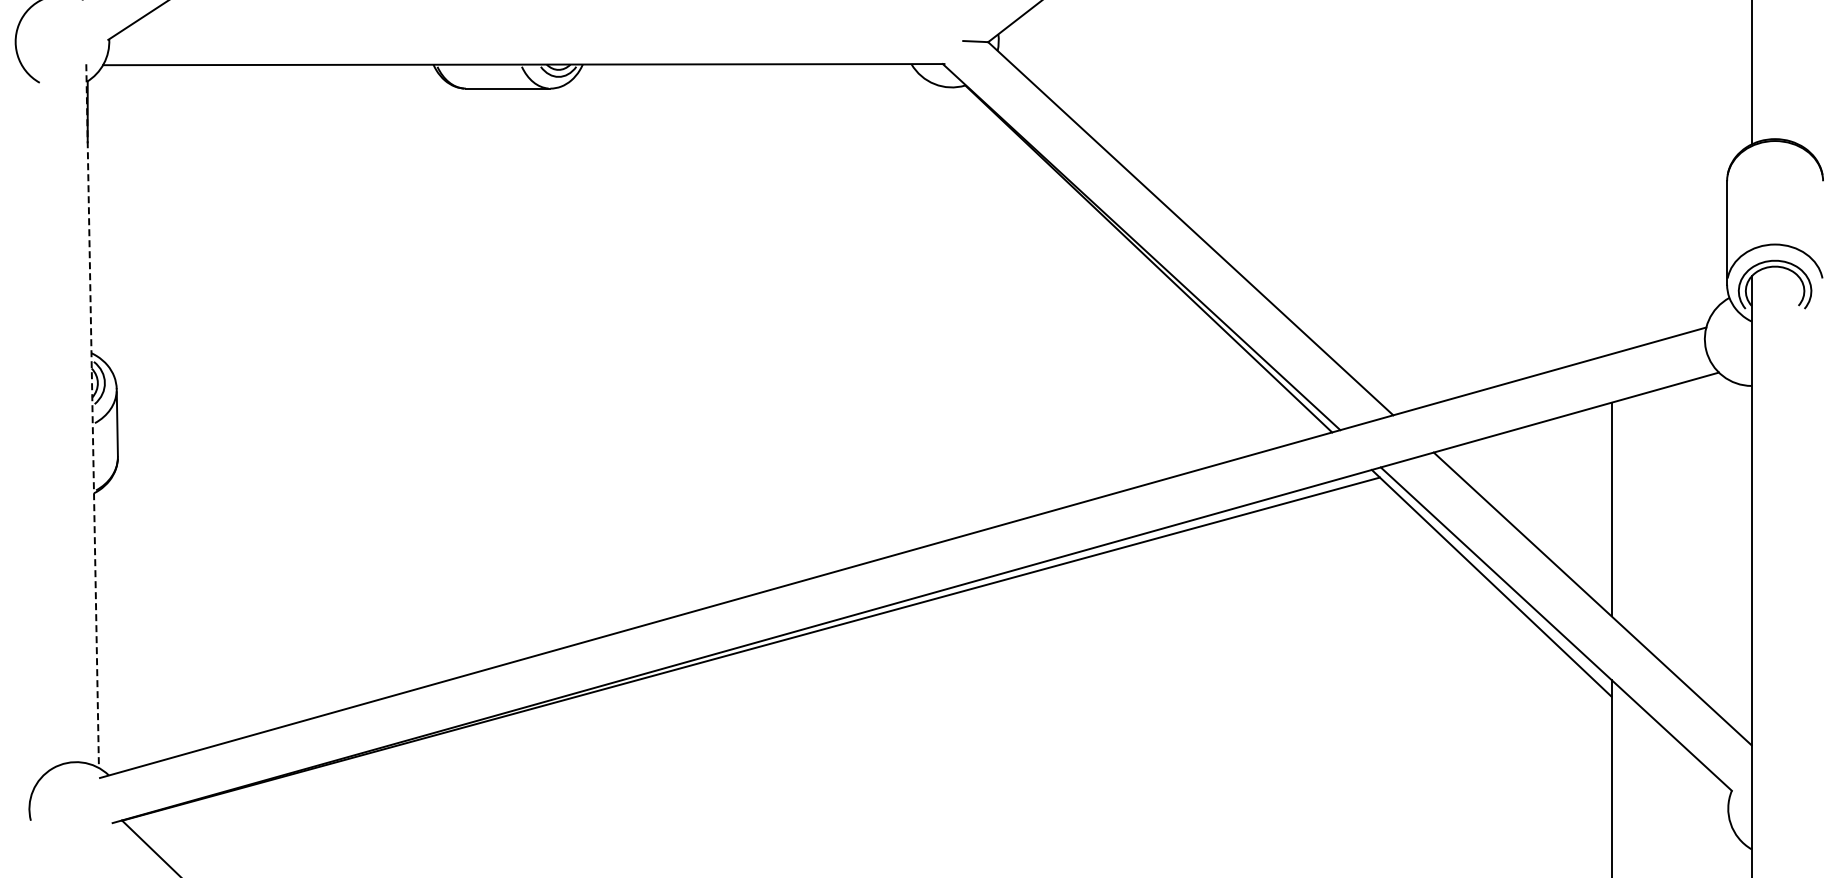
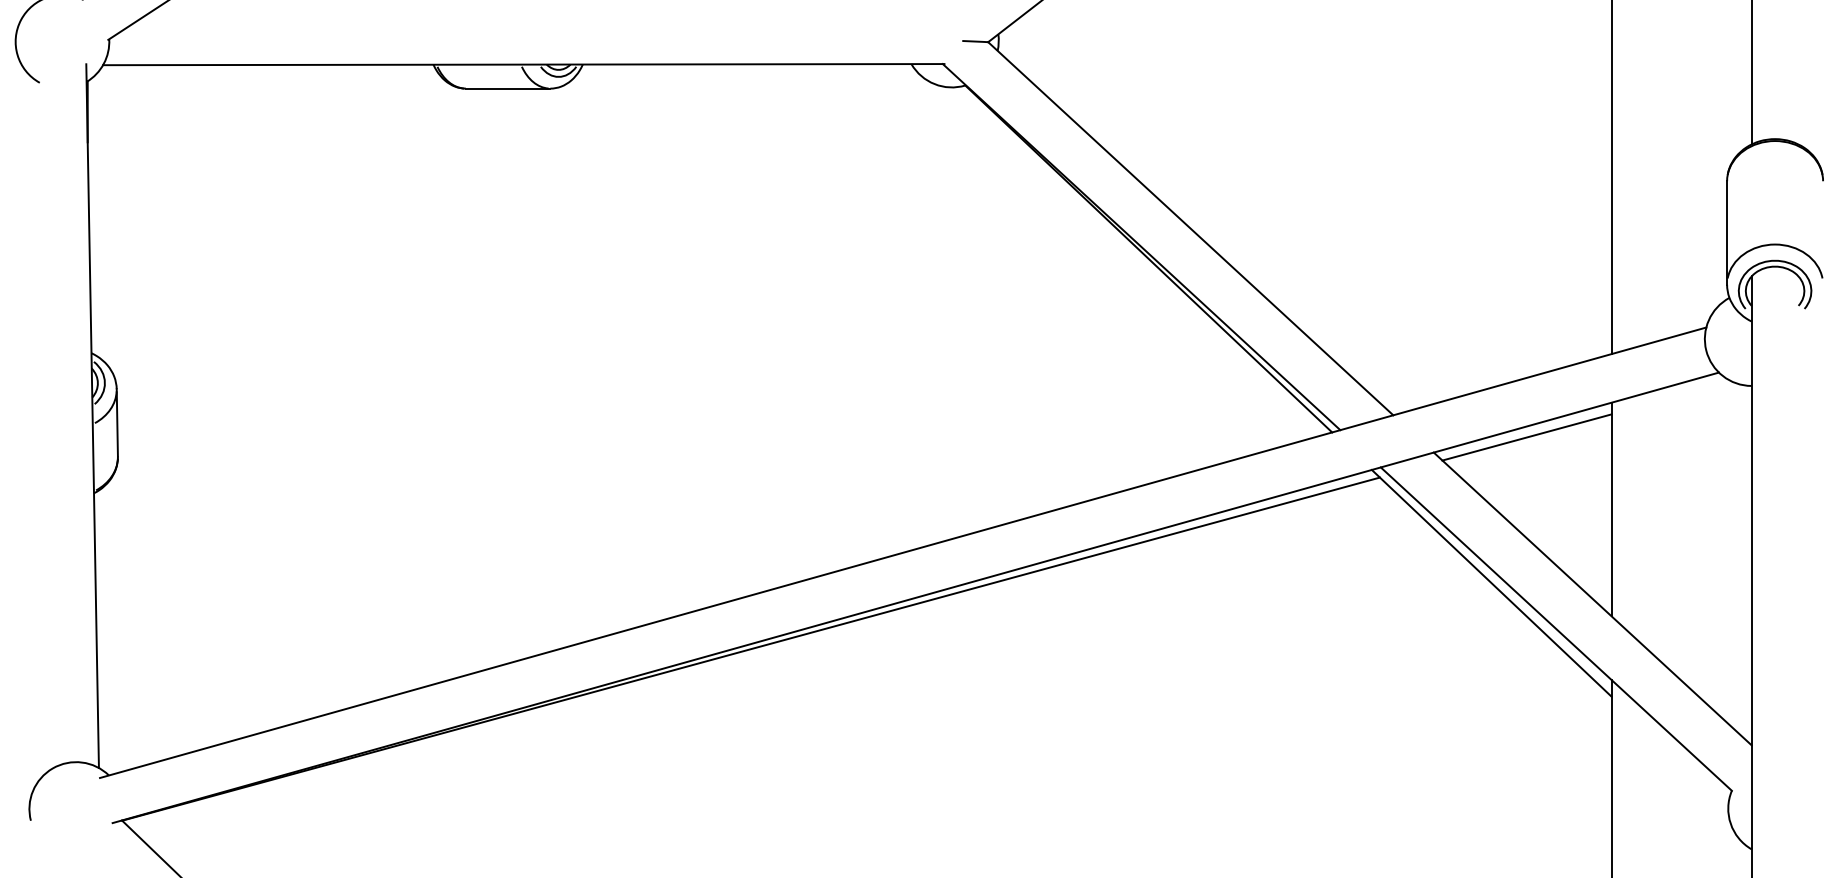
line: none -> present (1611, 178)
line: dashed -> solid (92, 416)
line: none -> present (1526, 437)
